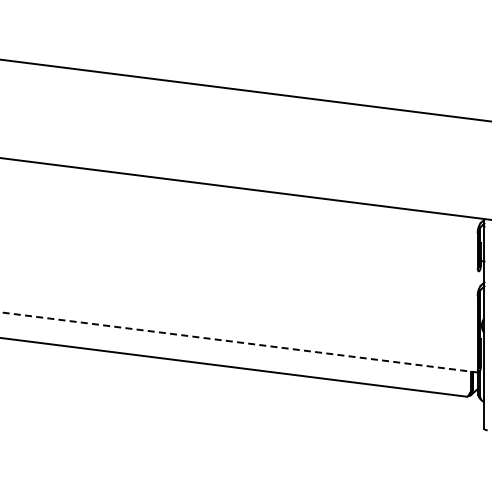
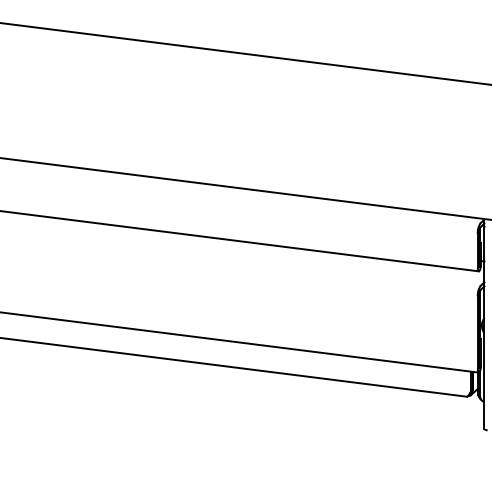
line position: (245, 90) -> (245, 53) (245, 53)
line: none -> present (240, 241)
line: dashed -> solid (239, 342)
